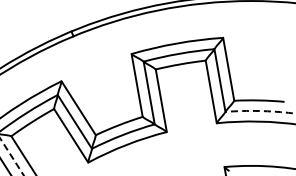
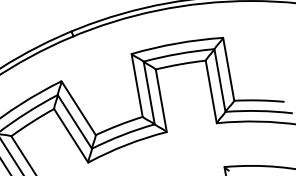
arc: dashed -> solid (259, 111)
line: dashed -> solid (12, 157)
